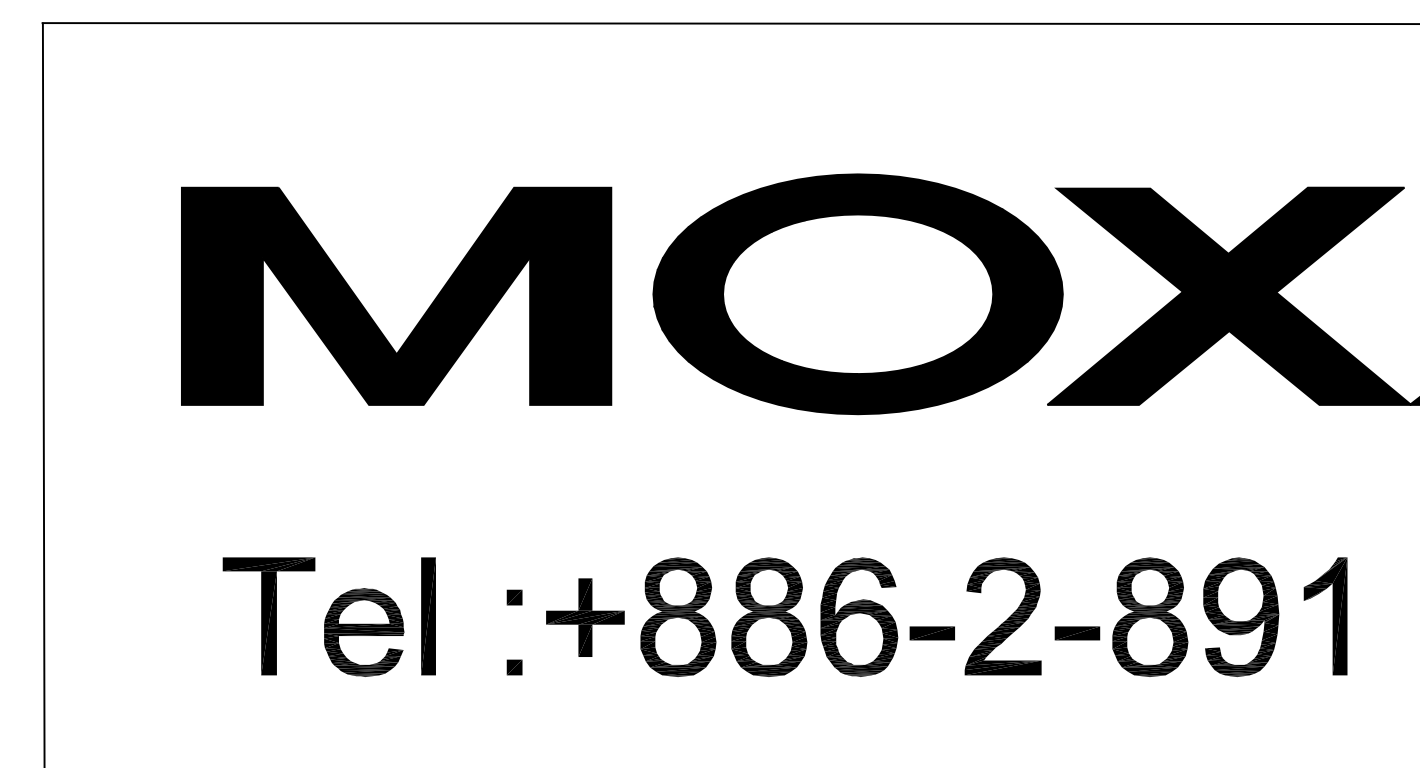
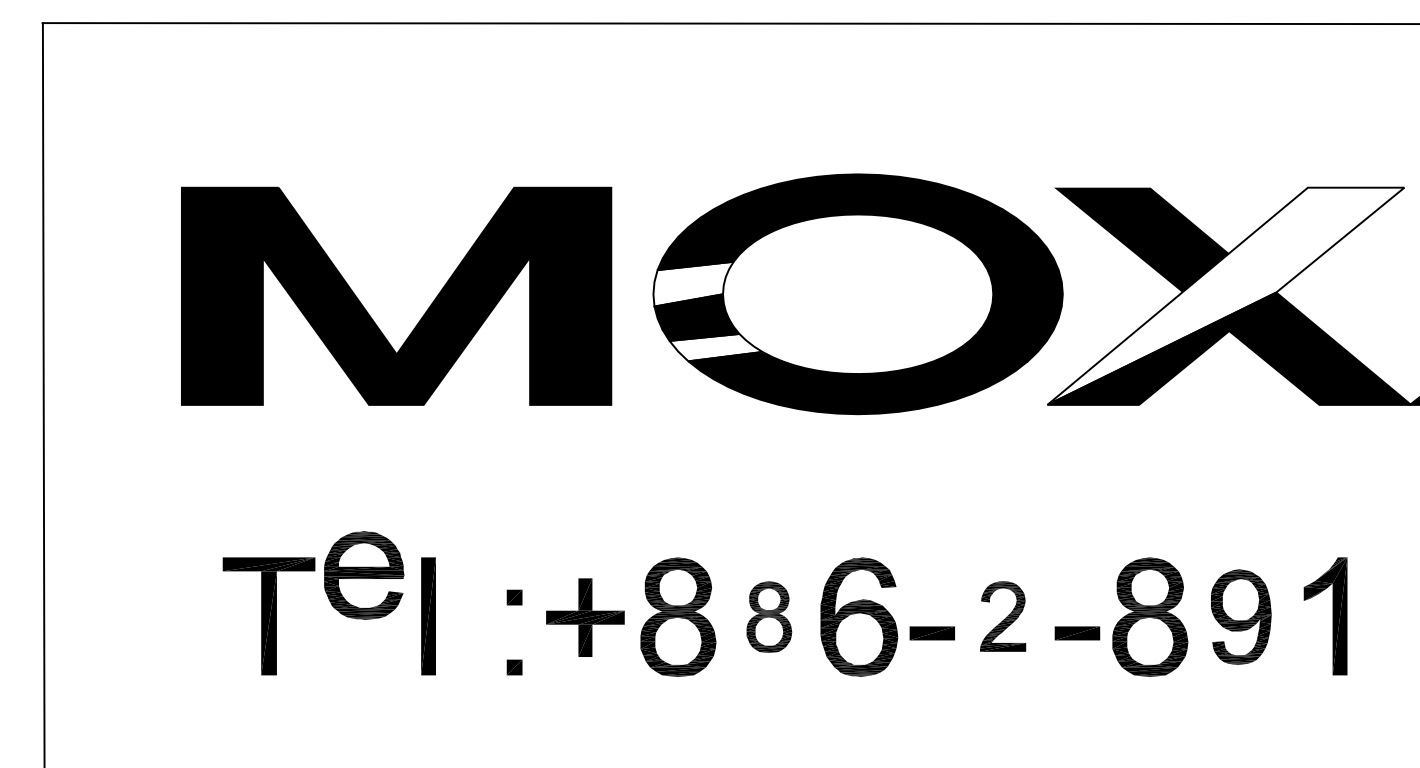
fill: present -> none (693, 283)
fill: present -> none (1225, 295)
fill: present -> none (715, 347)
part size: 77x120 px -> 47x72 px (769, 616)
part size: 78x119 px -> 47x71 px (1003, 616)
part size: 77x120 px -> 61x96 px (1241, 616)
part position: (364, 632) -> (364, 575) (364, 575)
